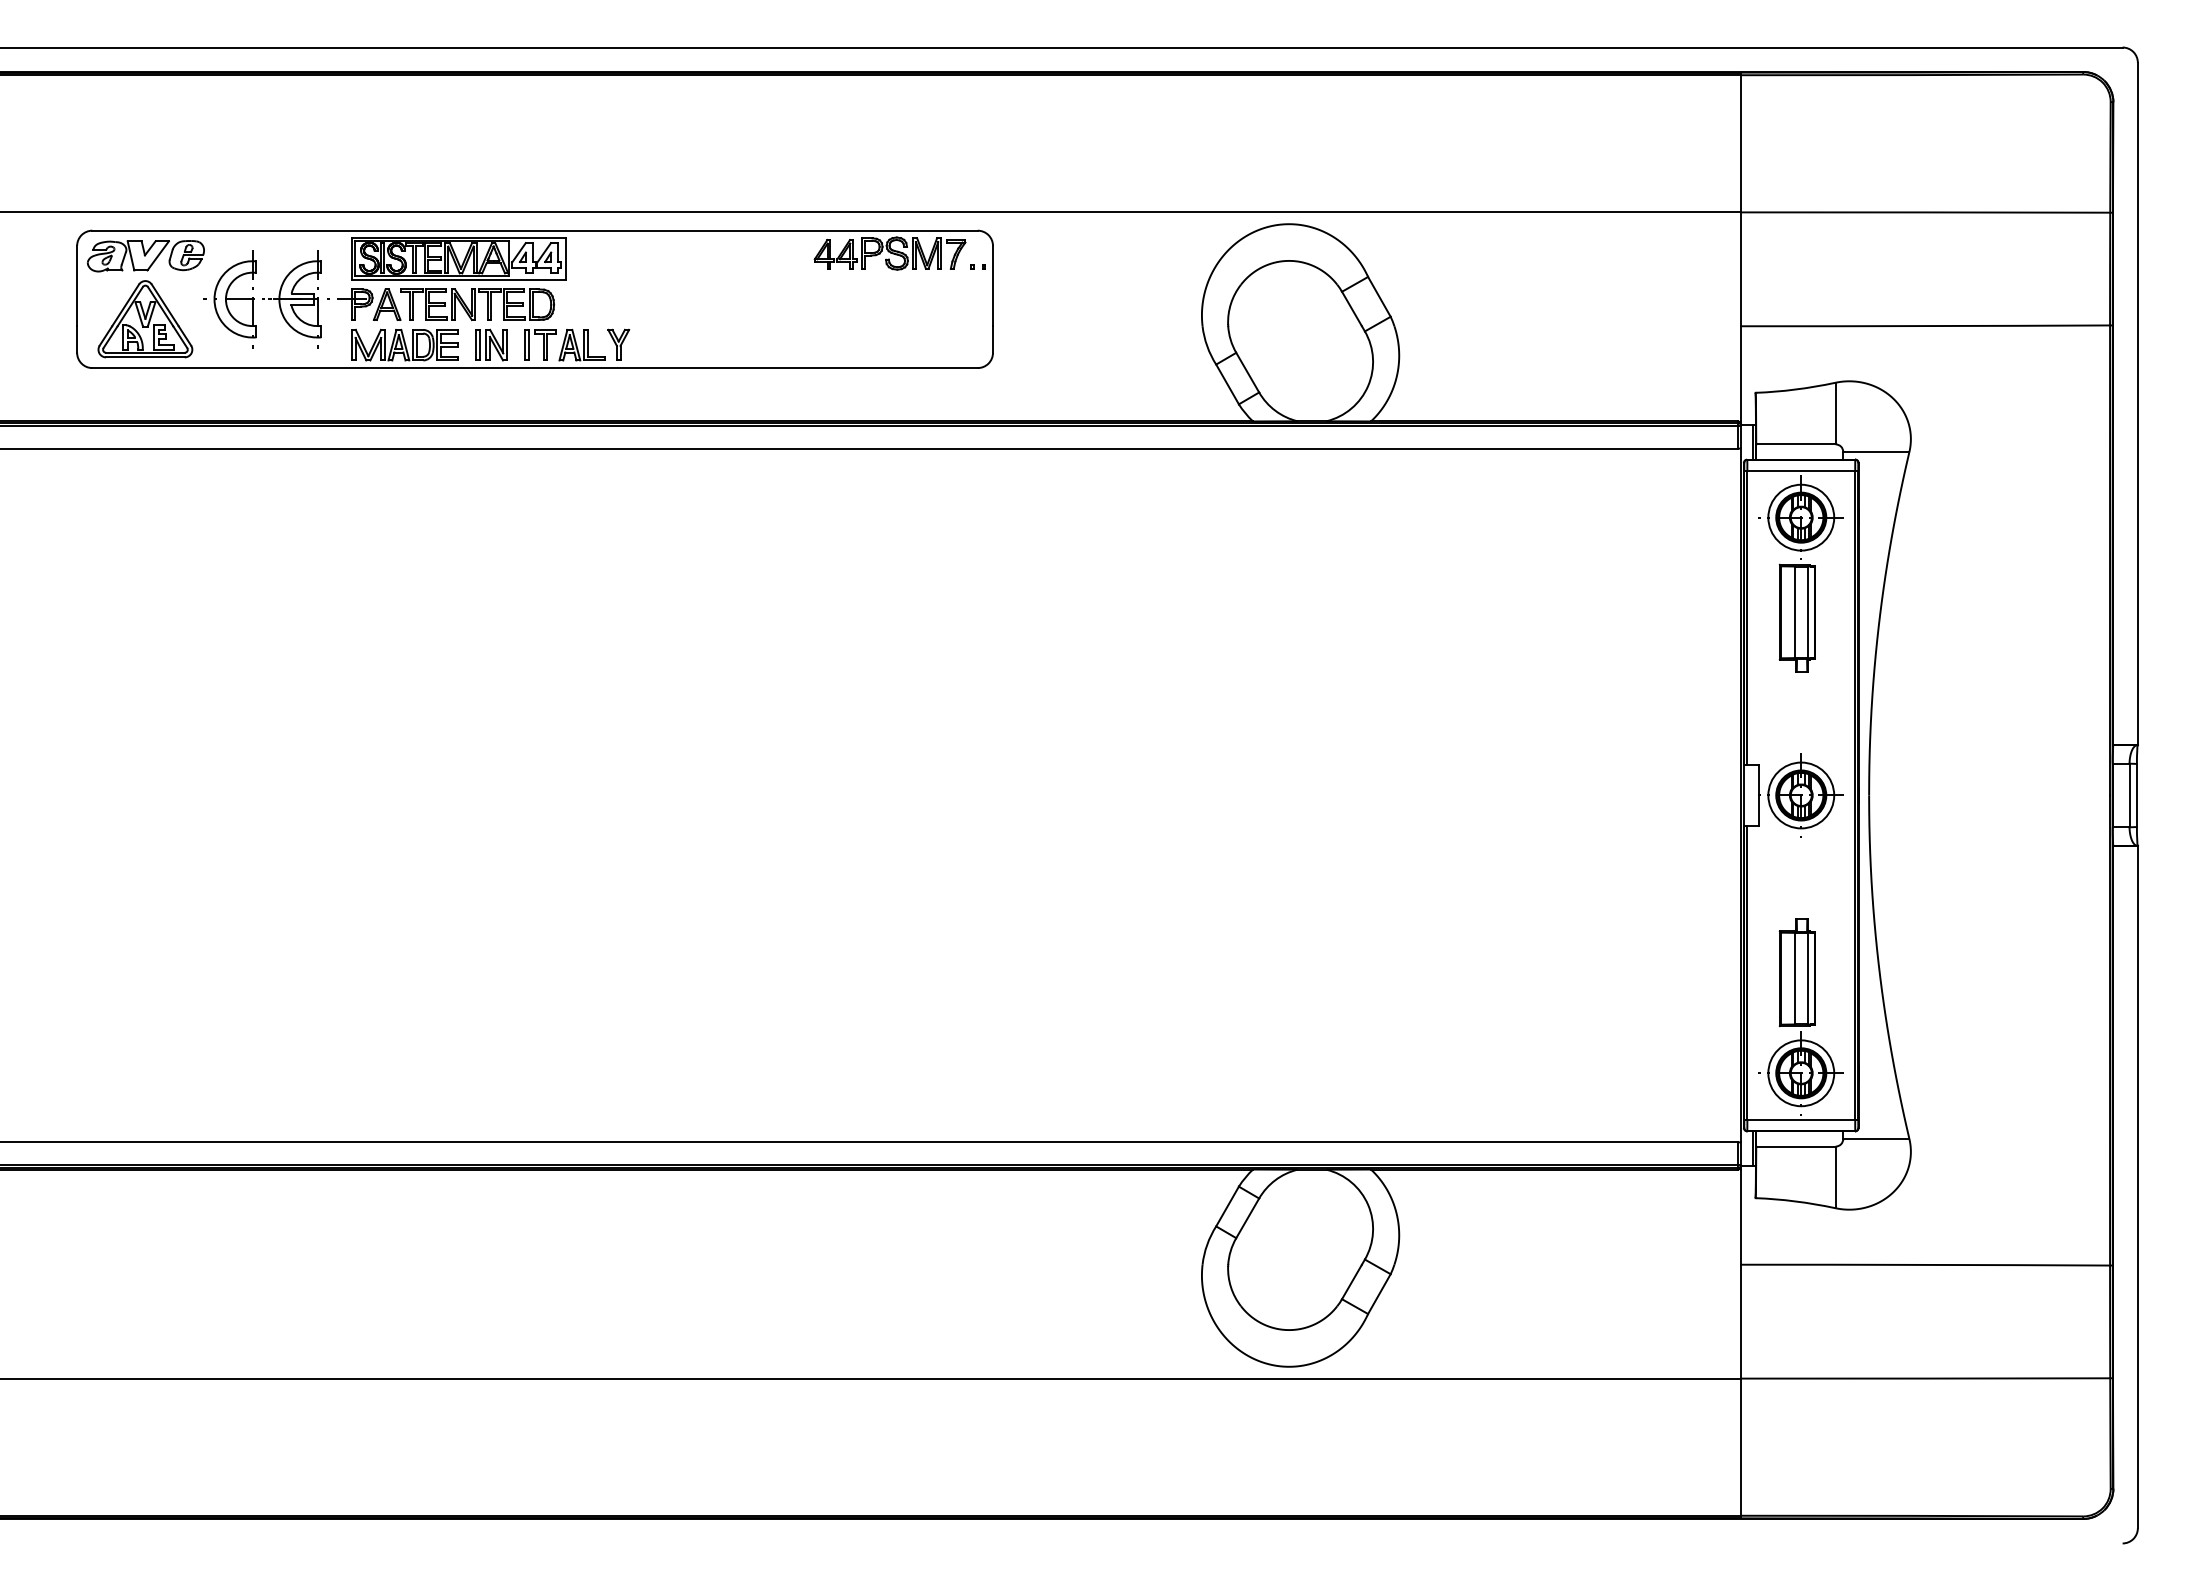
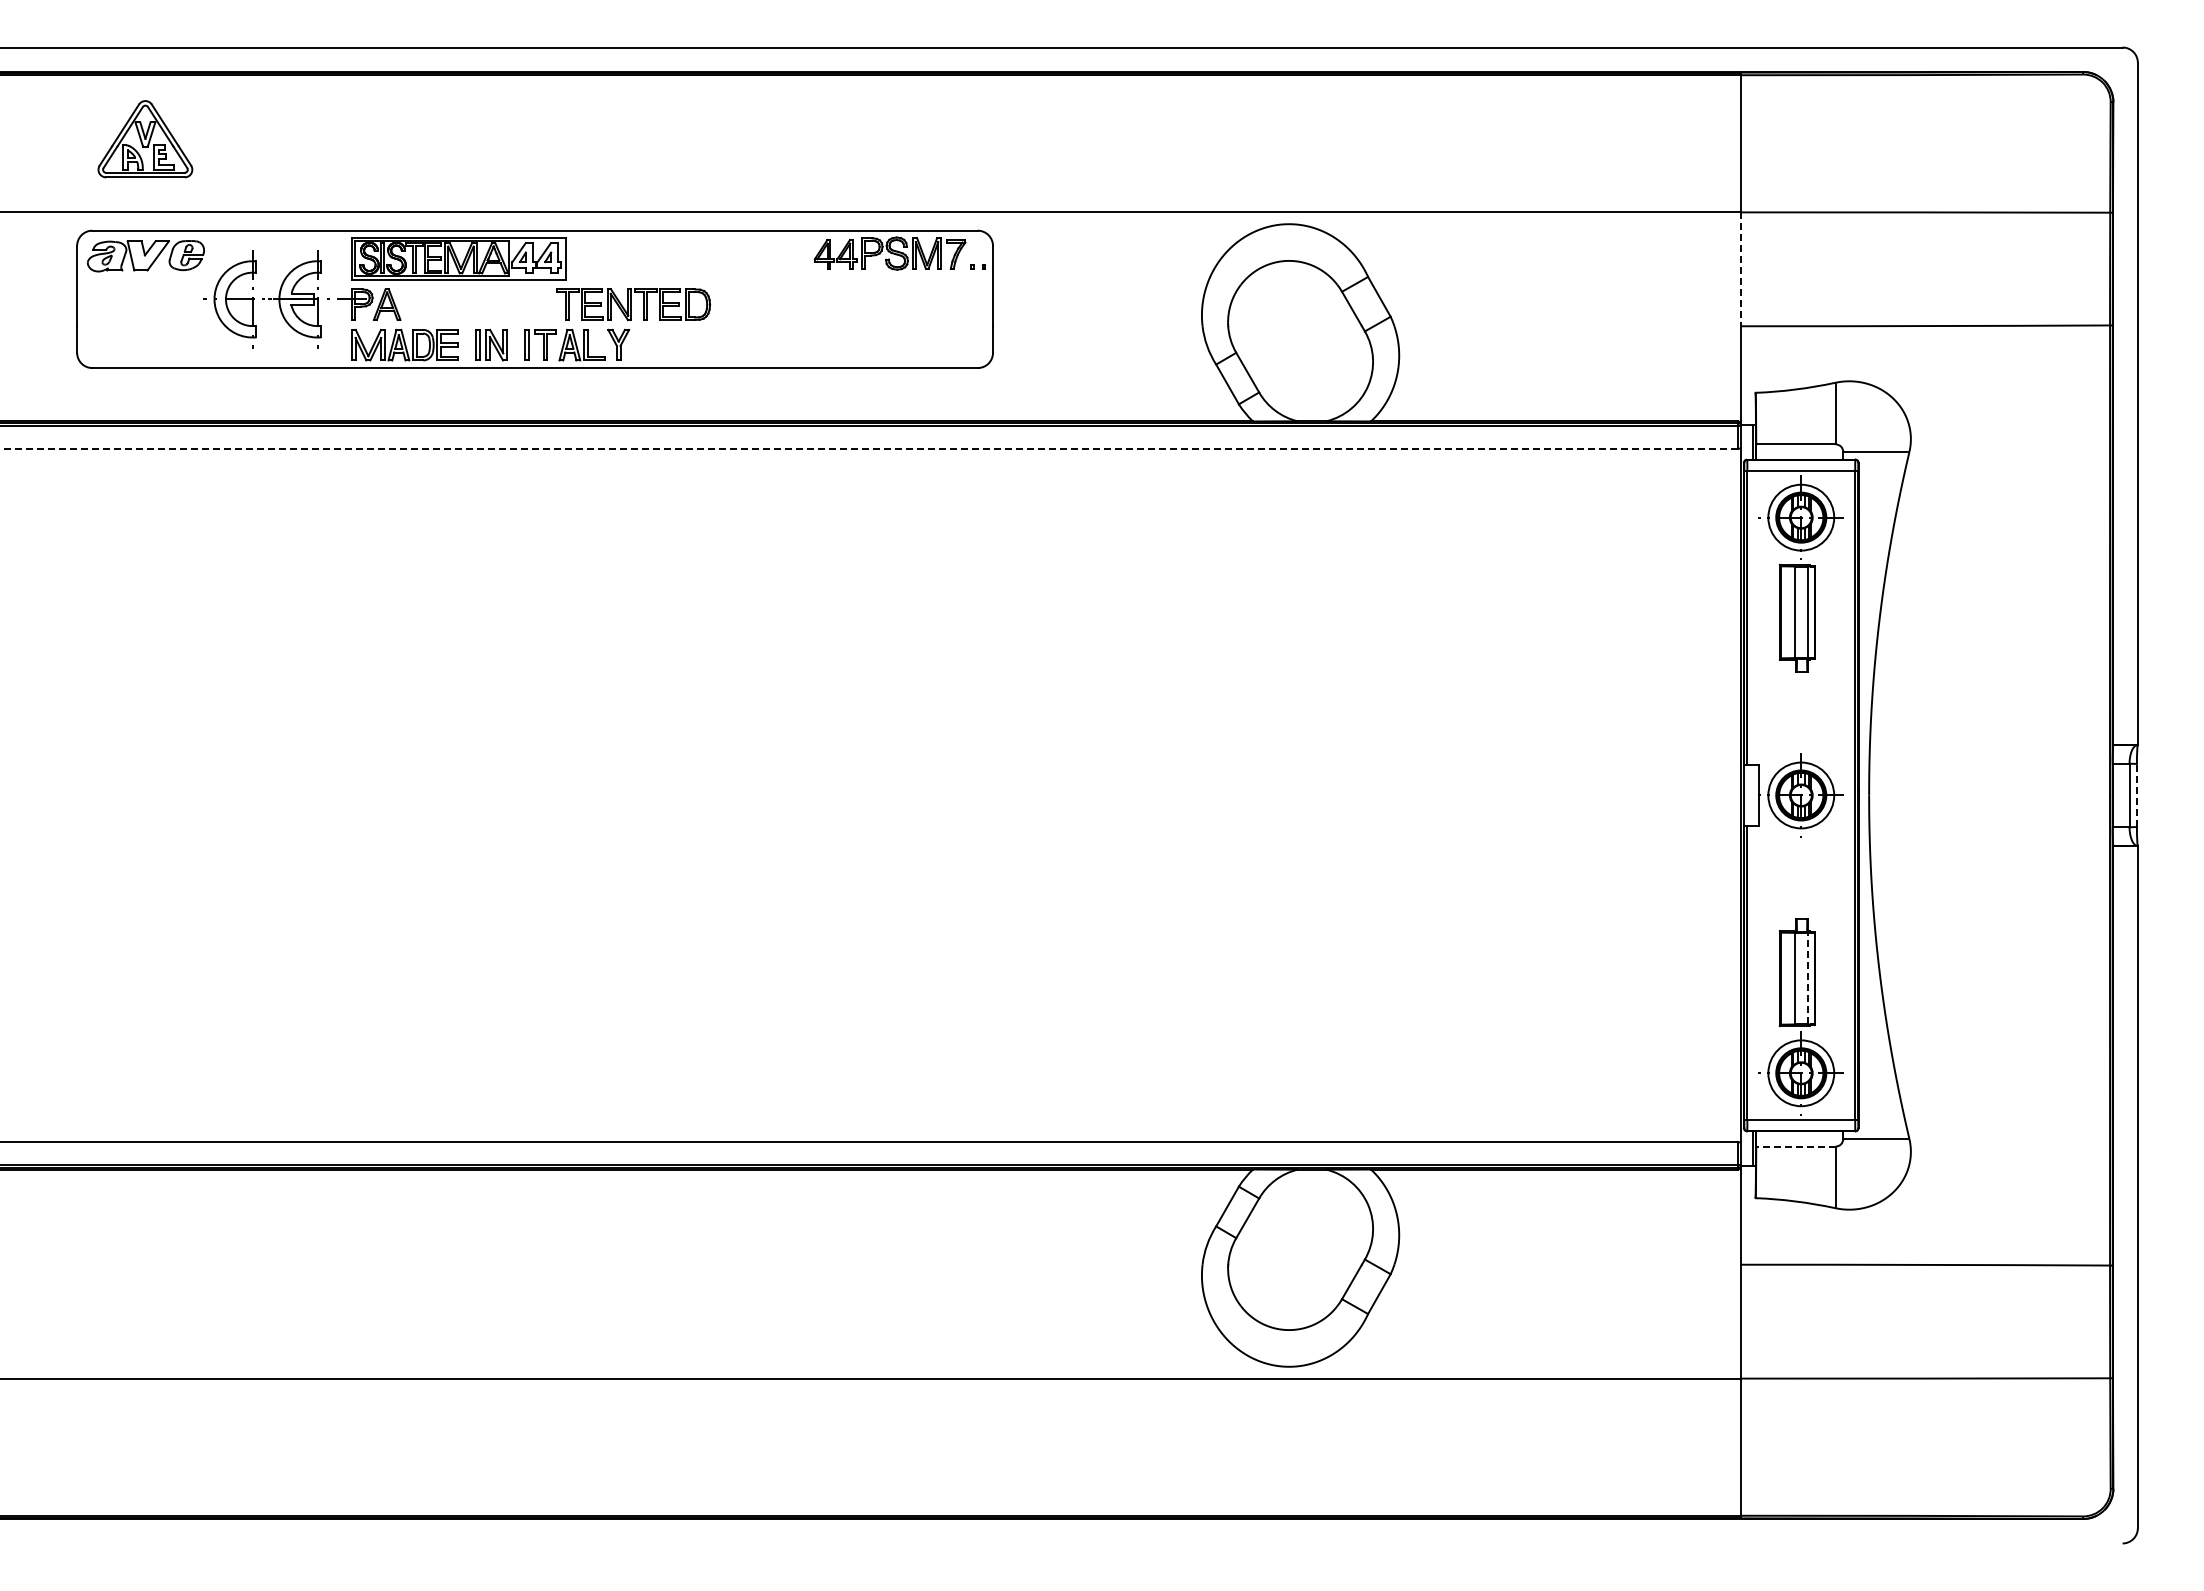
line: solid -> dashed (1740, 269)
part position: (477, 304) -> (633, 304) (633, 304)
part position: (145, 319) -> (145, 139) (145, 139)
line: solid -> dashed (869, 448)
line: solid -> dashed (2136, 795)
line: solid -> dashed (1807, 978)
line: solid -> dashed (1795, 1146)
